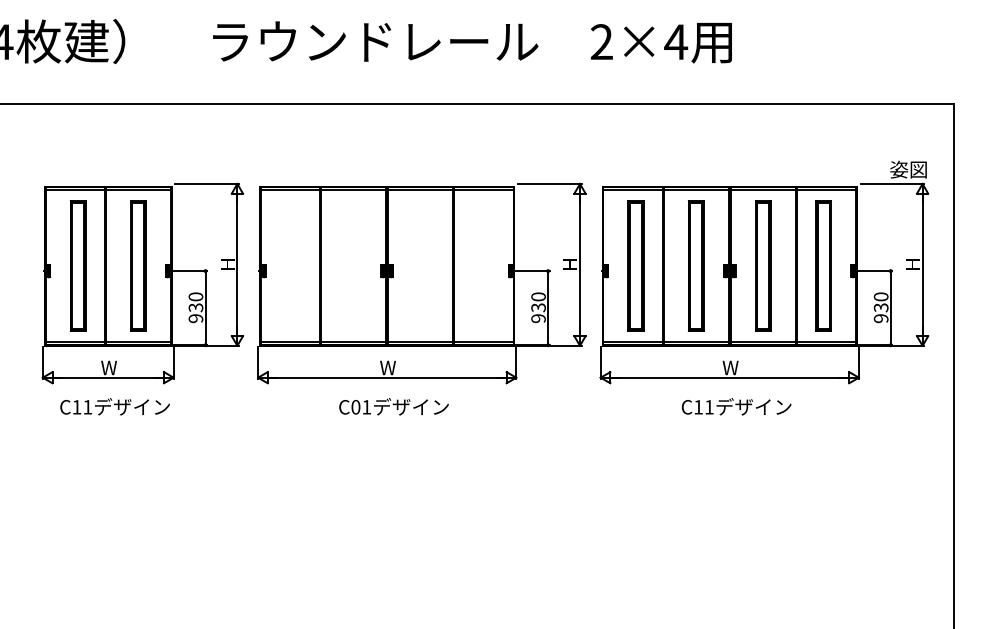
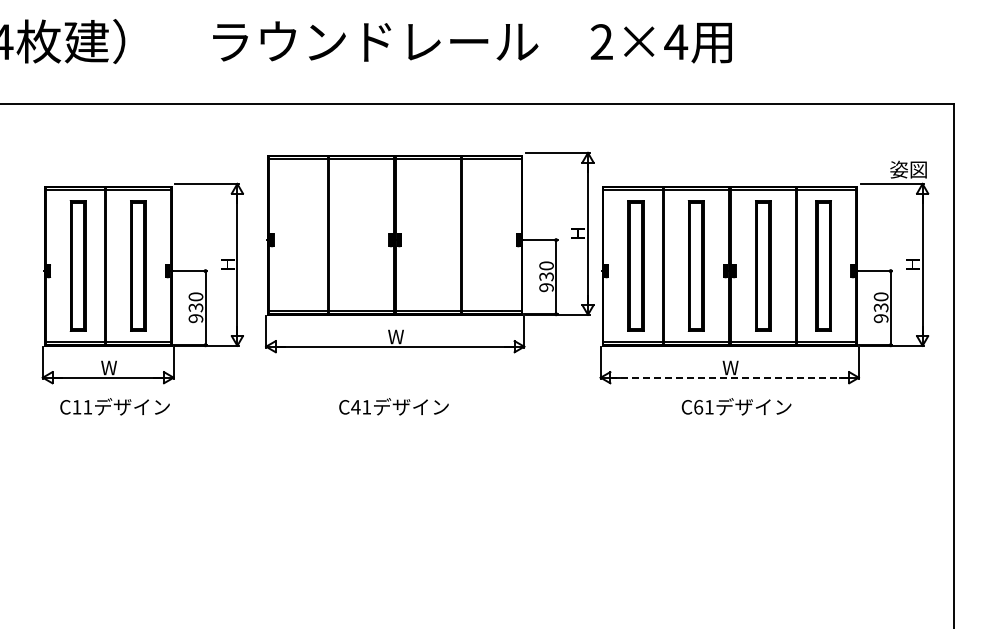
part position: (421, 283) -> (429, 252) (429, 252)
line: solid -> dashed (729, 377)
text: C01 -> C41 (355, 407)
text: C11 -> C61 (698, 407)
